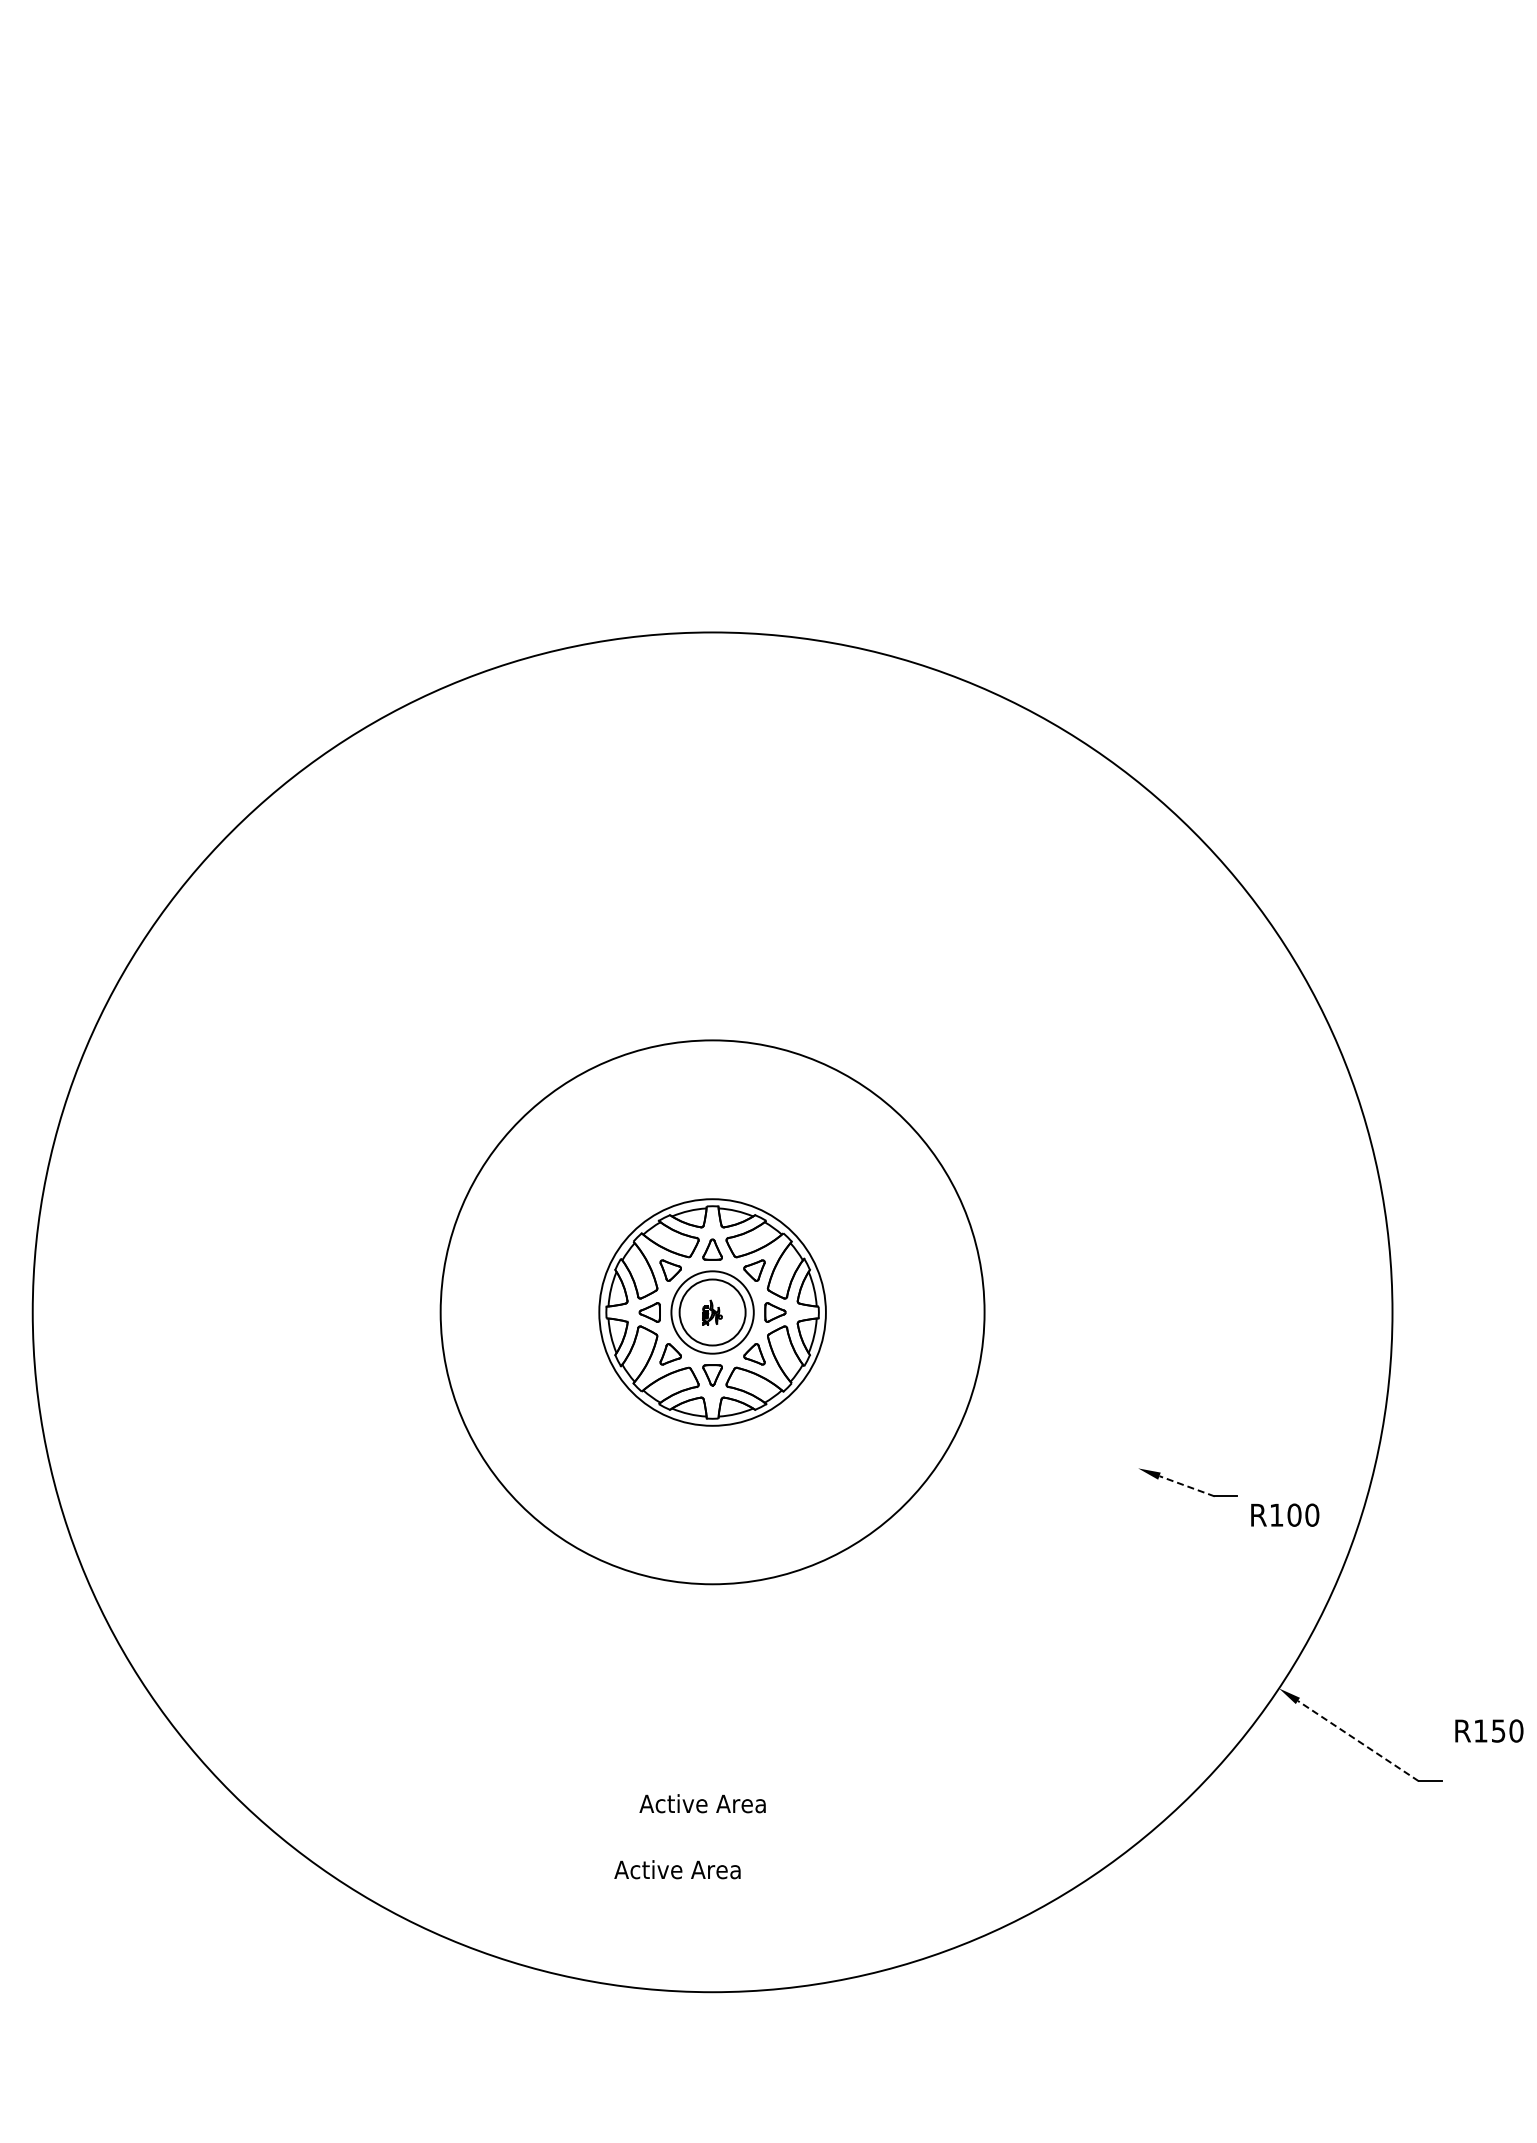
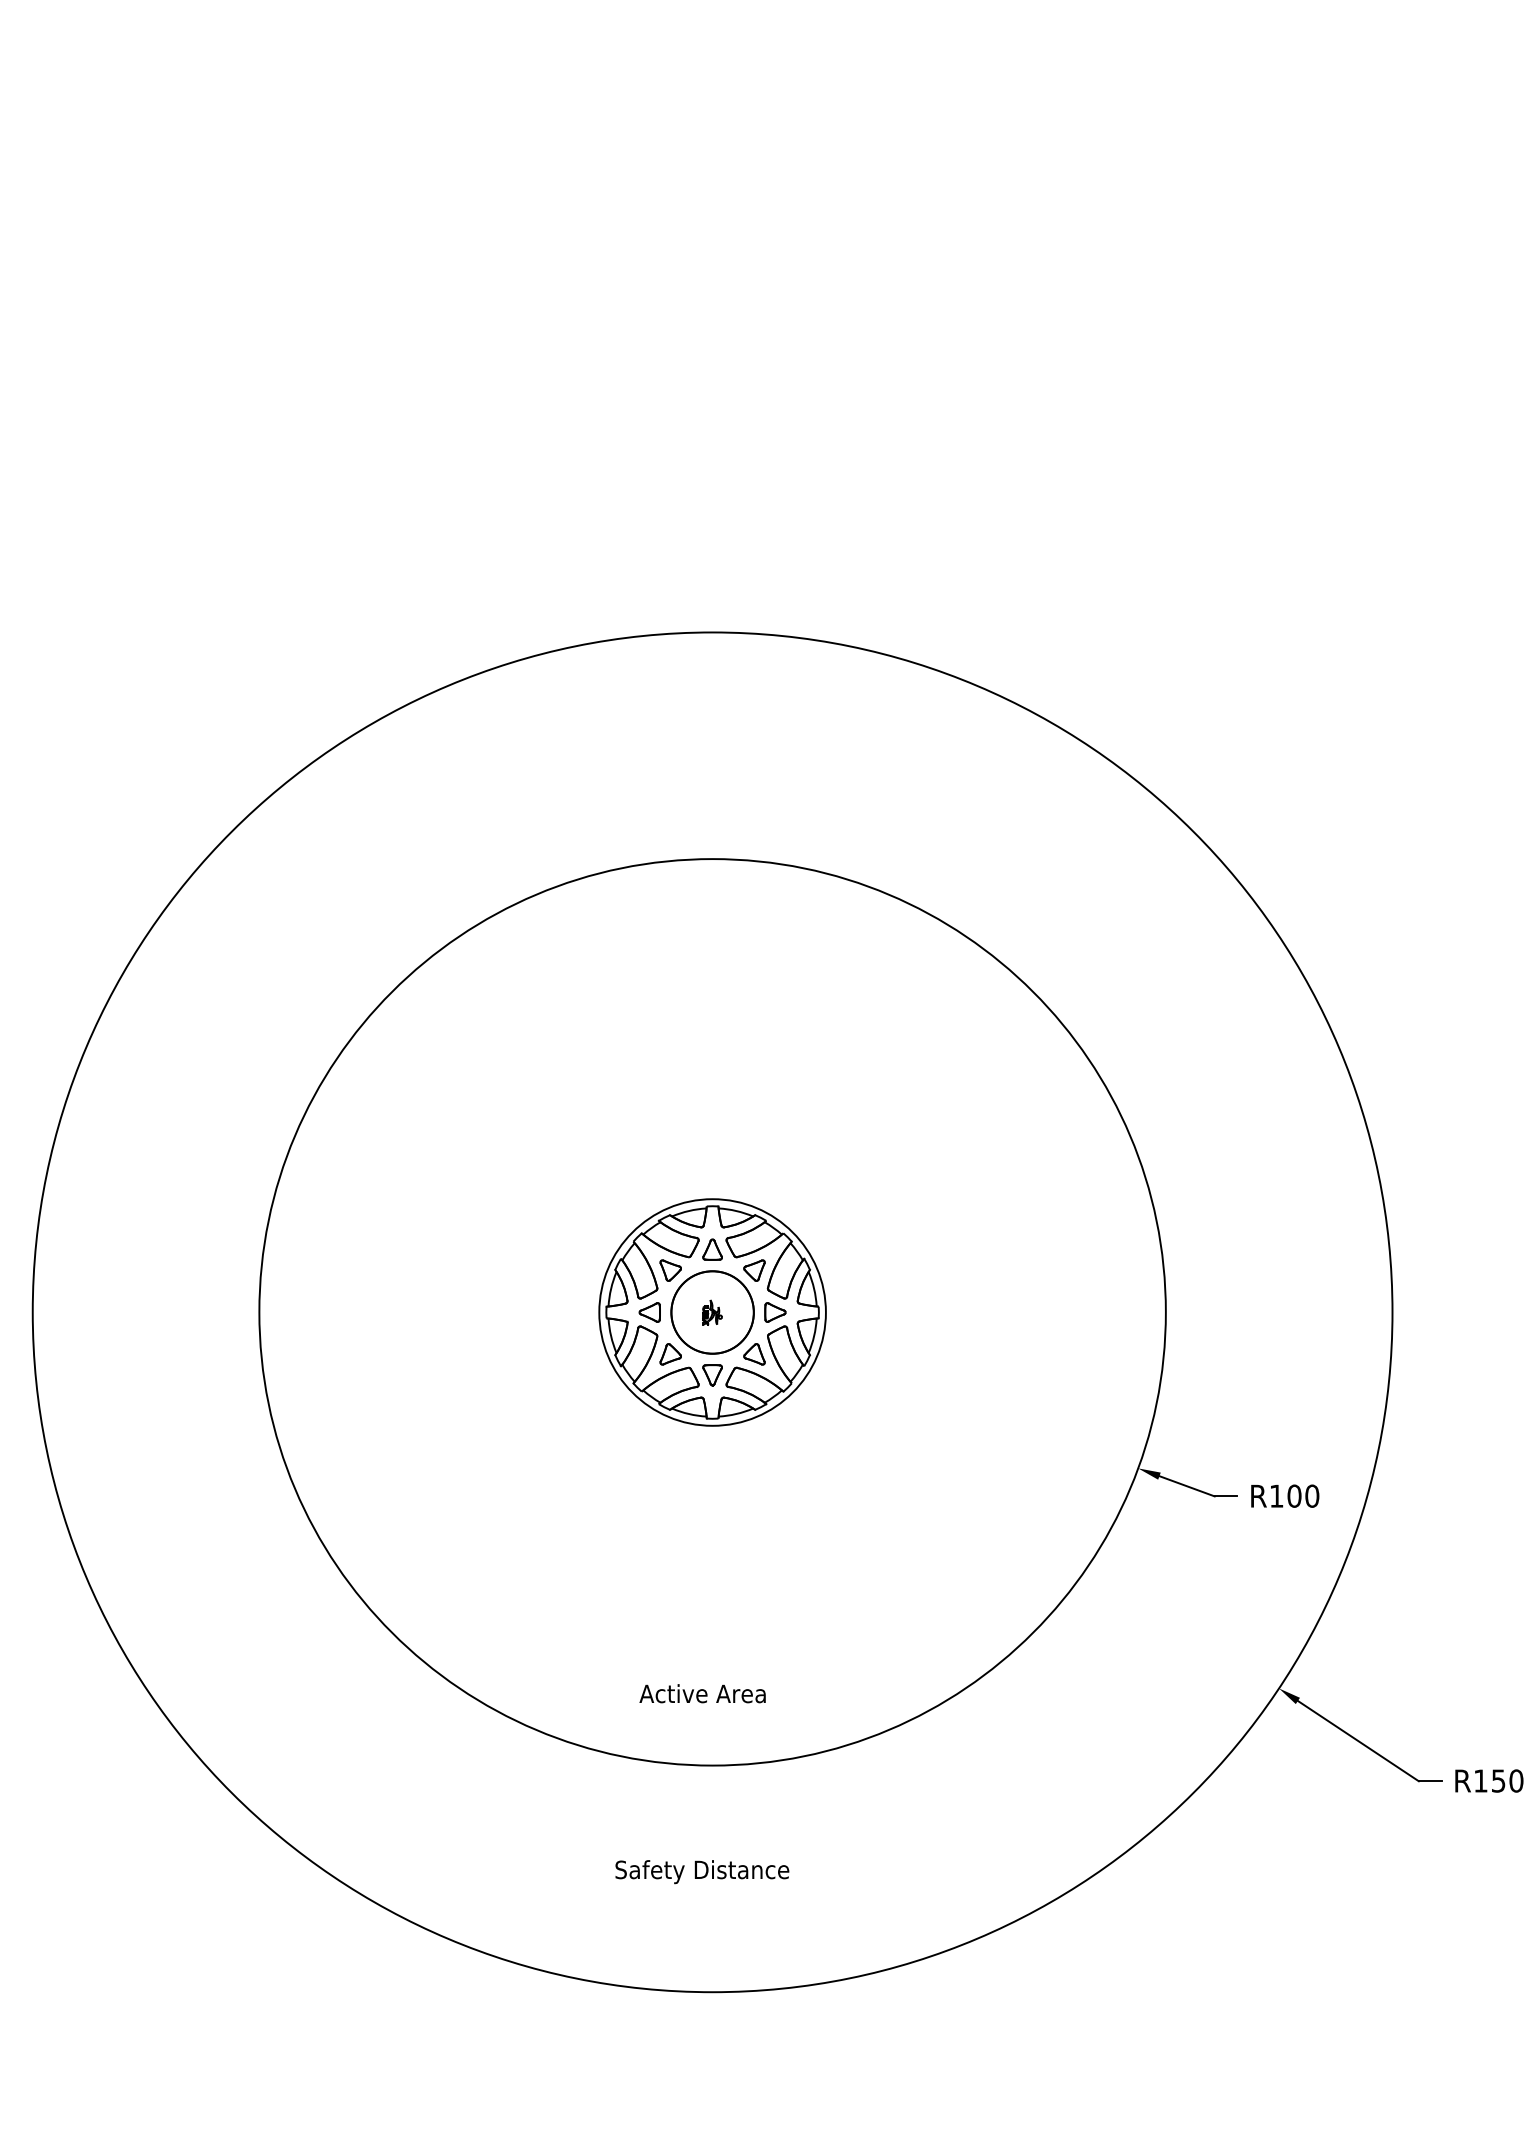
circle diameter: 544 px -> 906 px (712, 1312)
circle diameter: 66 px -> 82 px (712, 1312)
line: dashed -> solid (1186, 1486)
text position: (1285, 1514) -> (1285, 1495) (1285, 1495)
text position: (1489, 1730) -> (1489, 1780) (1489, 1780)
line: dashed -> solid (1358, 1741)
text position: (702, 1803) -> (702, 1693) (702, 1693)
text: Active Area -> Safety Distance (701, 1872)
